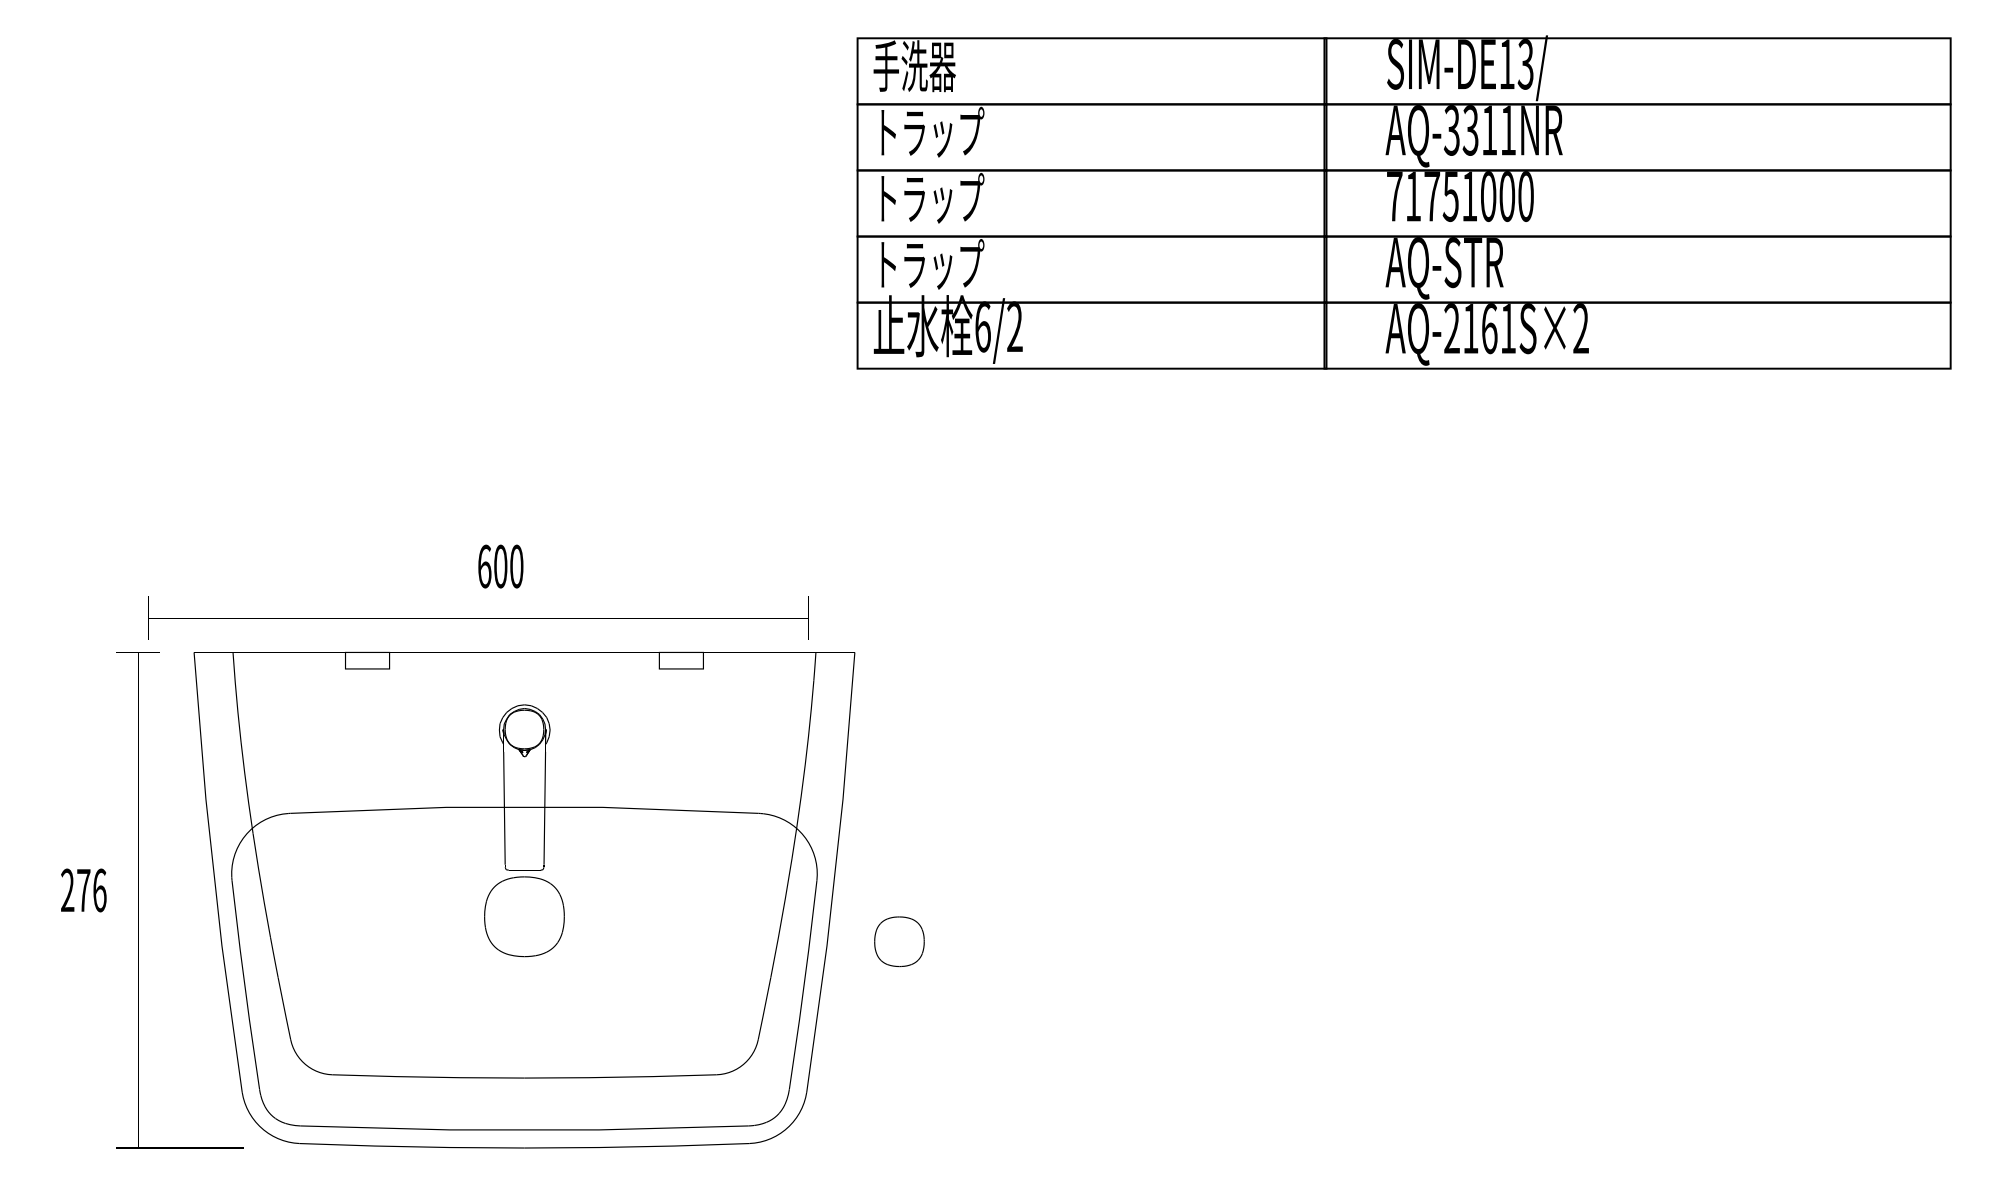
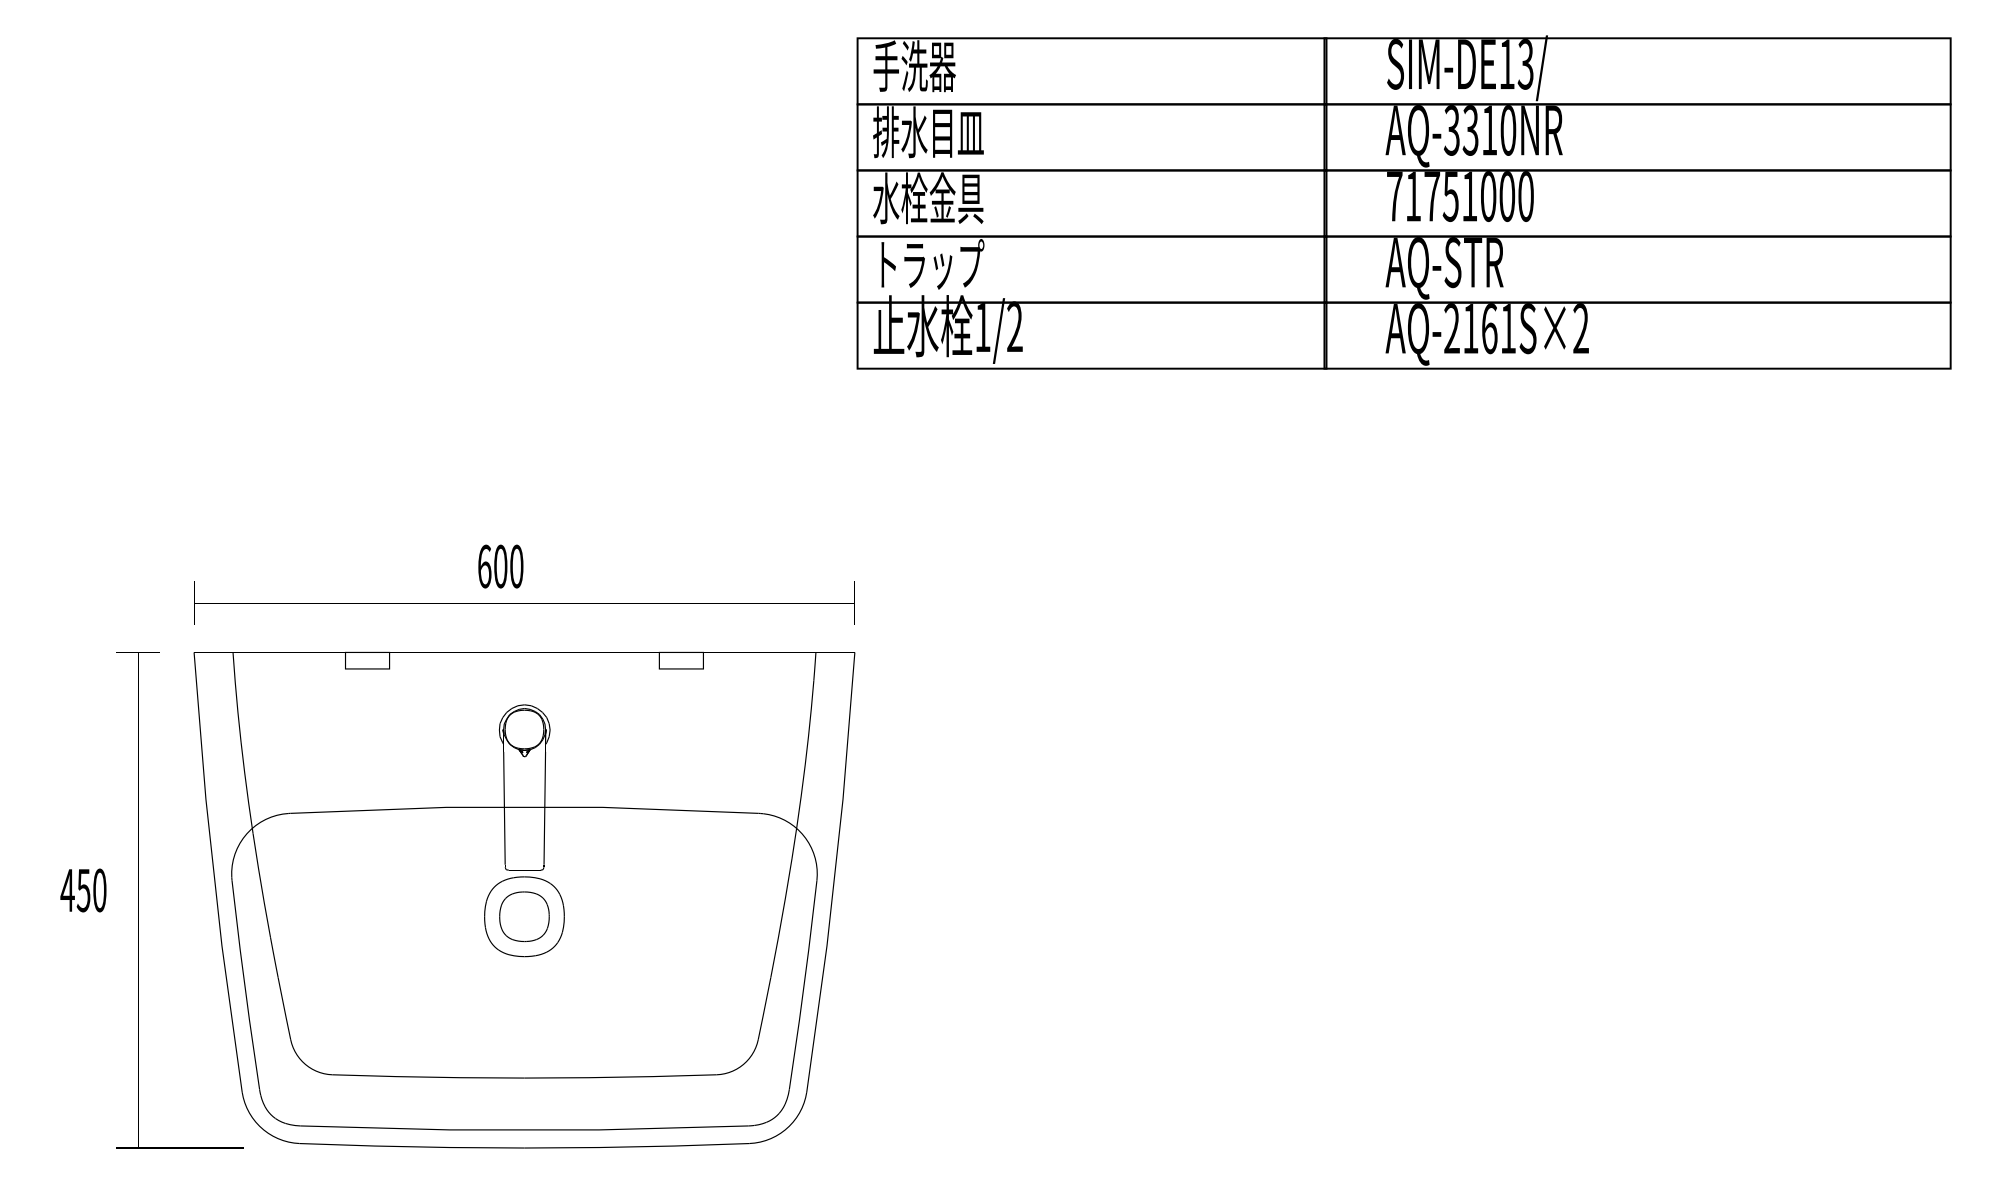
text: AQ-3311NR -> AQ-3310NR (1508, 130)
text: トラップ -> 排水目皿 (928, 132)
text: トラップ -> 水栓金具 (928, 198)
text: 6/2 -> 1/2 (982, 326)
part position: (478, 617) -> (524, 602) (524, 602)
text: 276 -> 450 (83, 890)
part position: (899, 941) -> (524, 916) (524, 916)
